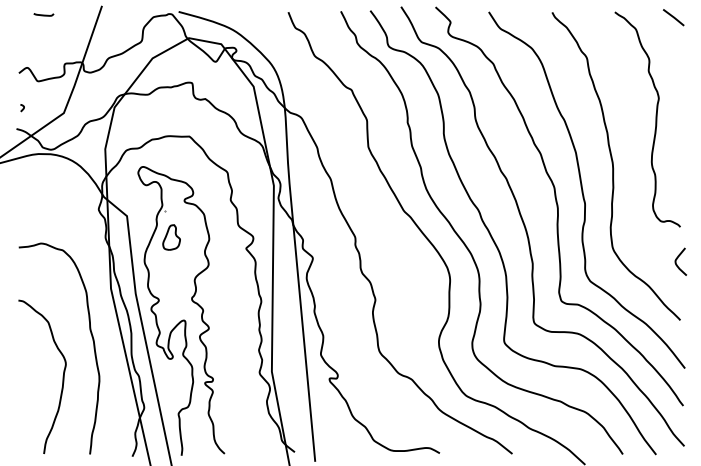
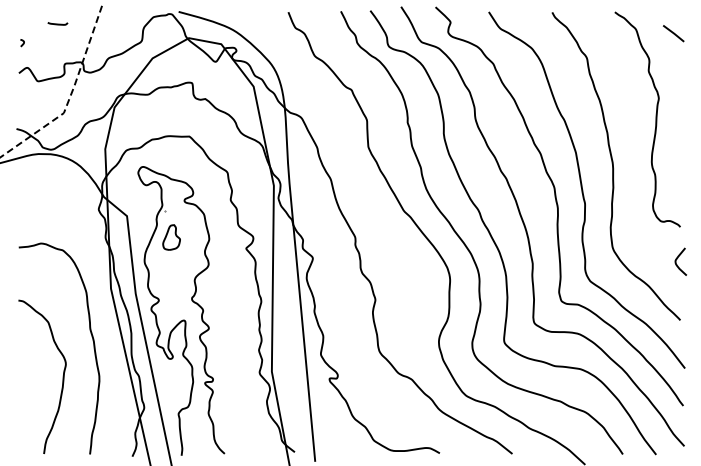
curve position: (43, 14) -> (57, 23) (57, 23)
line position: (673, 17) -> (673, 33) (673, 33)
line: solid -> dashed (70, 96)
curve position: (22, 108) -> (22, 43) (22, 43)
